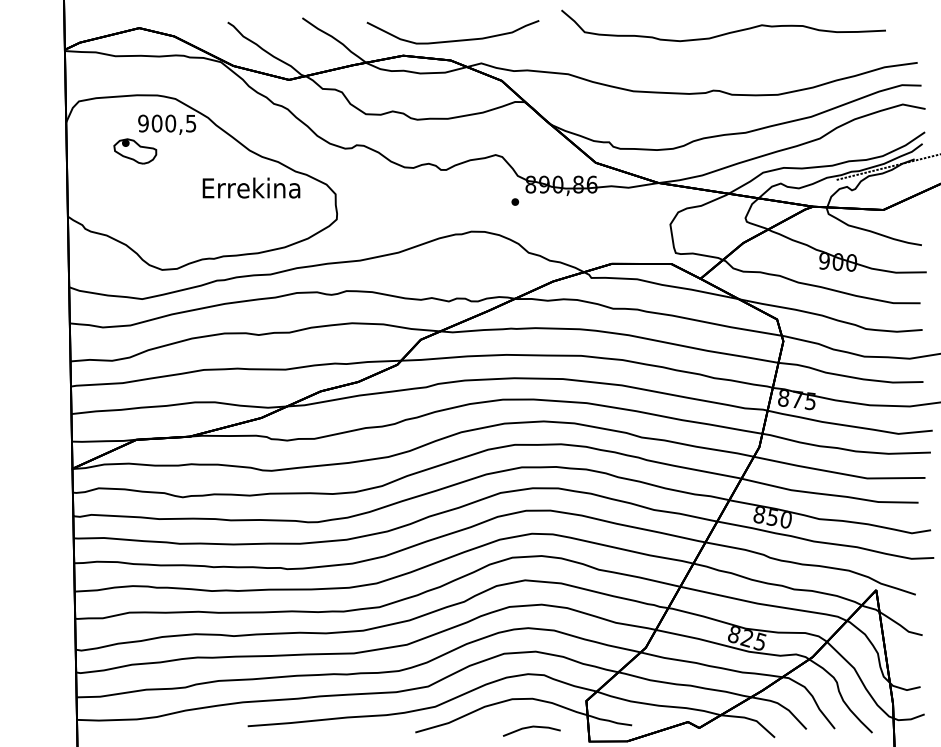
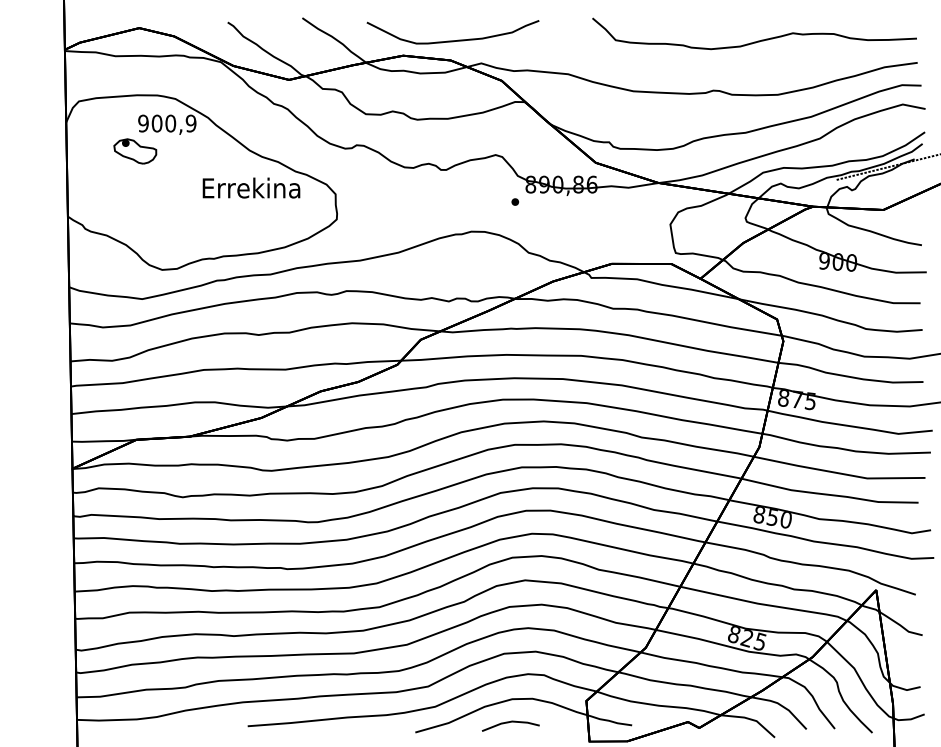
curve position: (726, 32) -> (757, 40) (757, 40)
text: 900,5 -> 900,9 (190, 123)
line position: (529, 728) -> (508, 723) (508, 723)
